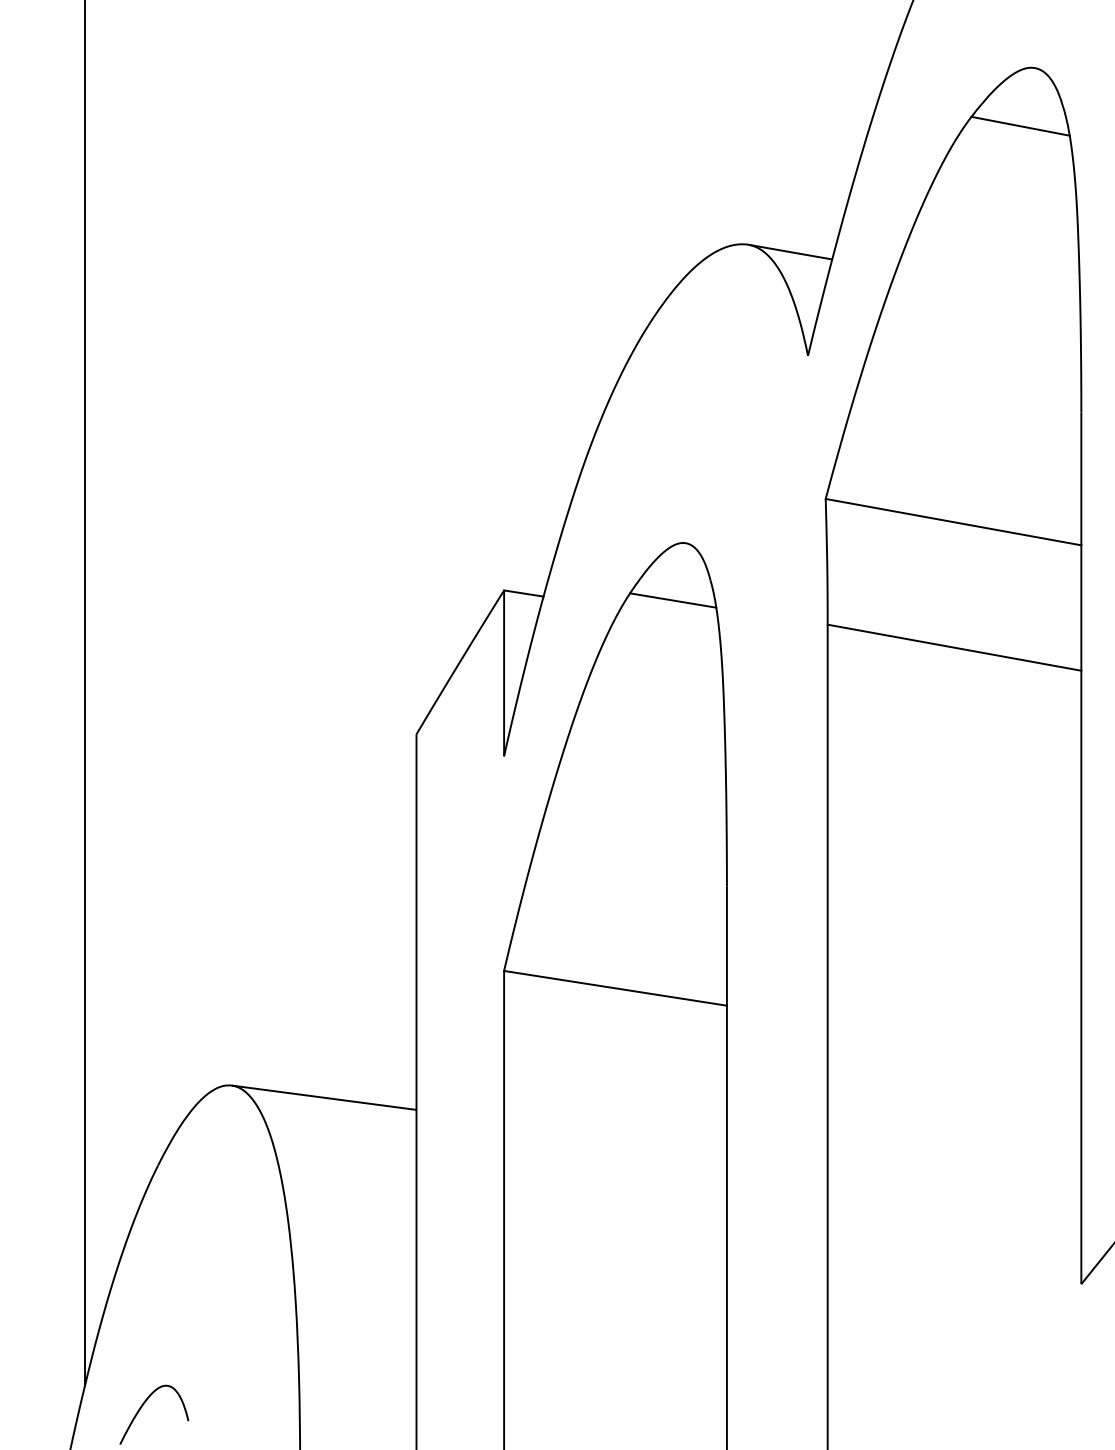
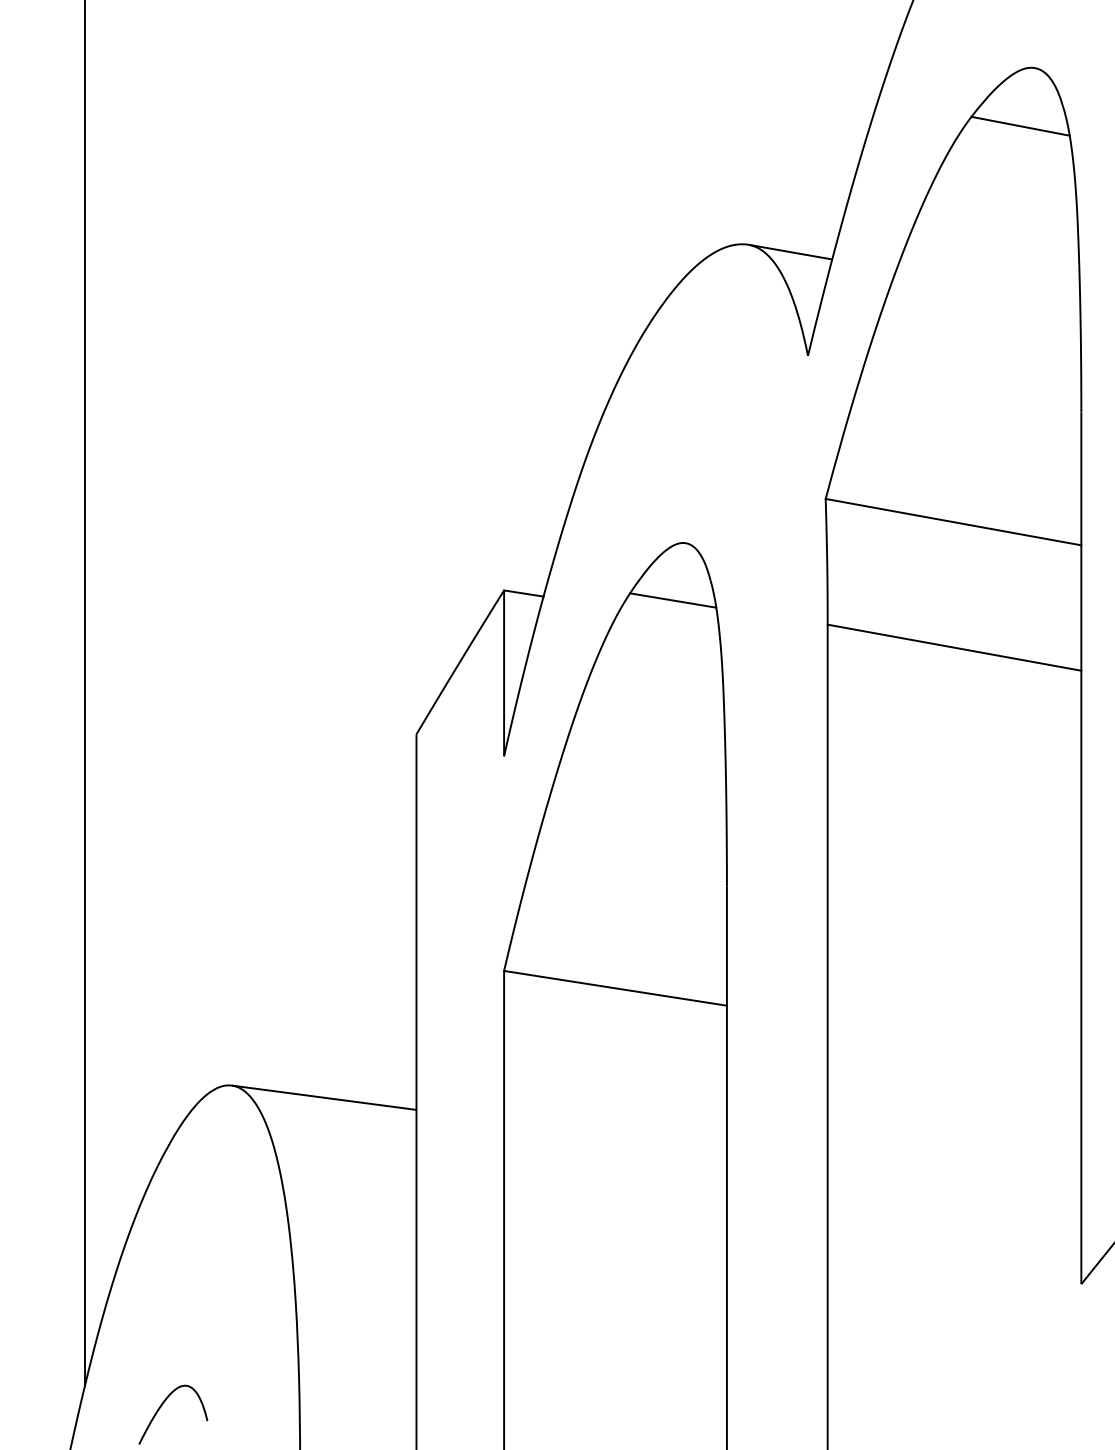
curve position: (142, 1407) -> (161, 1407) (161, 1407)
